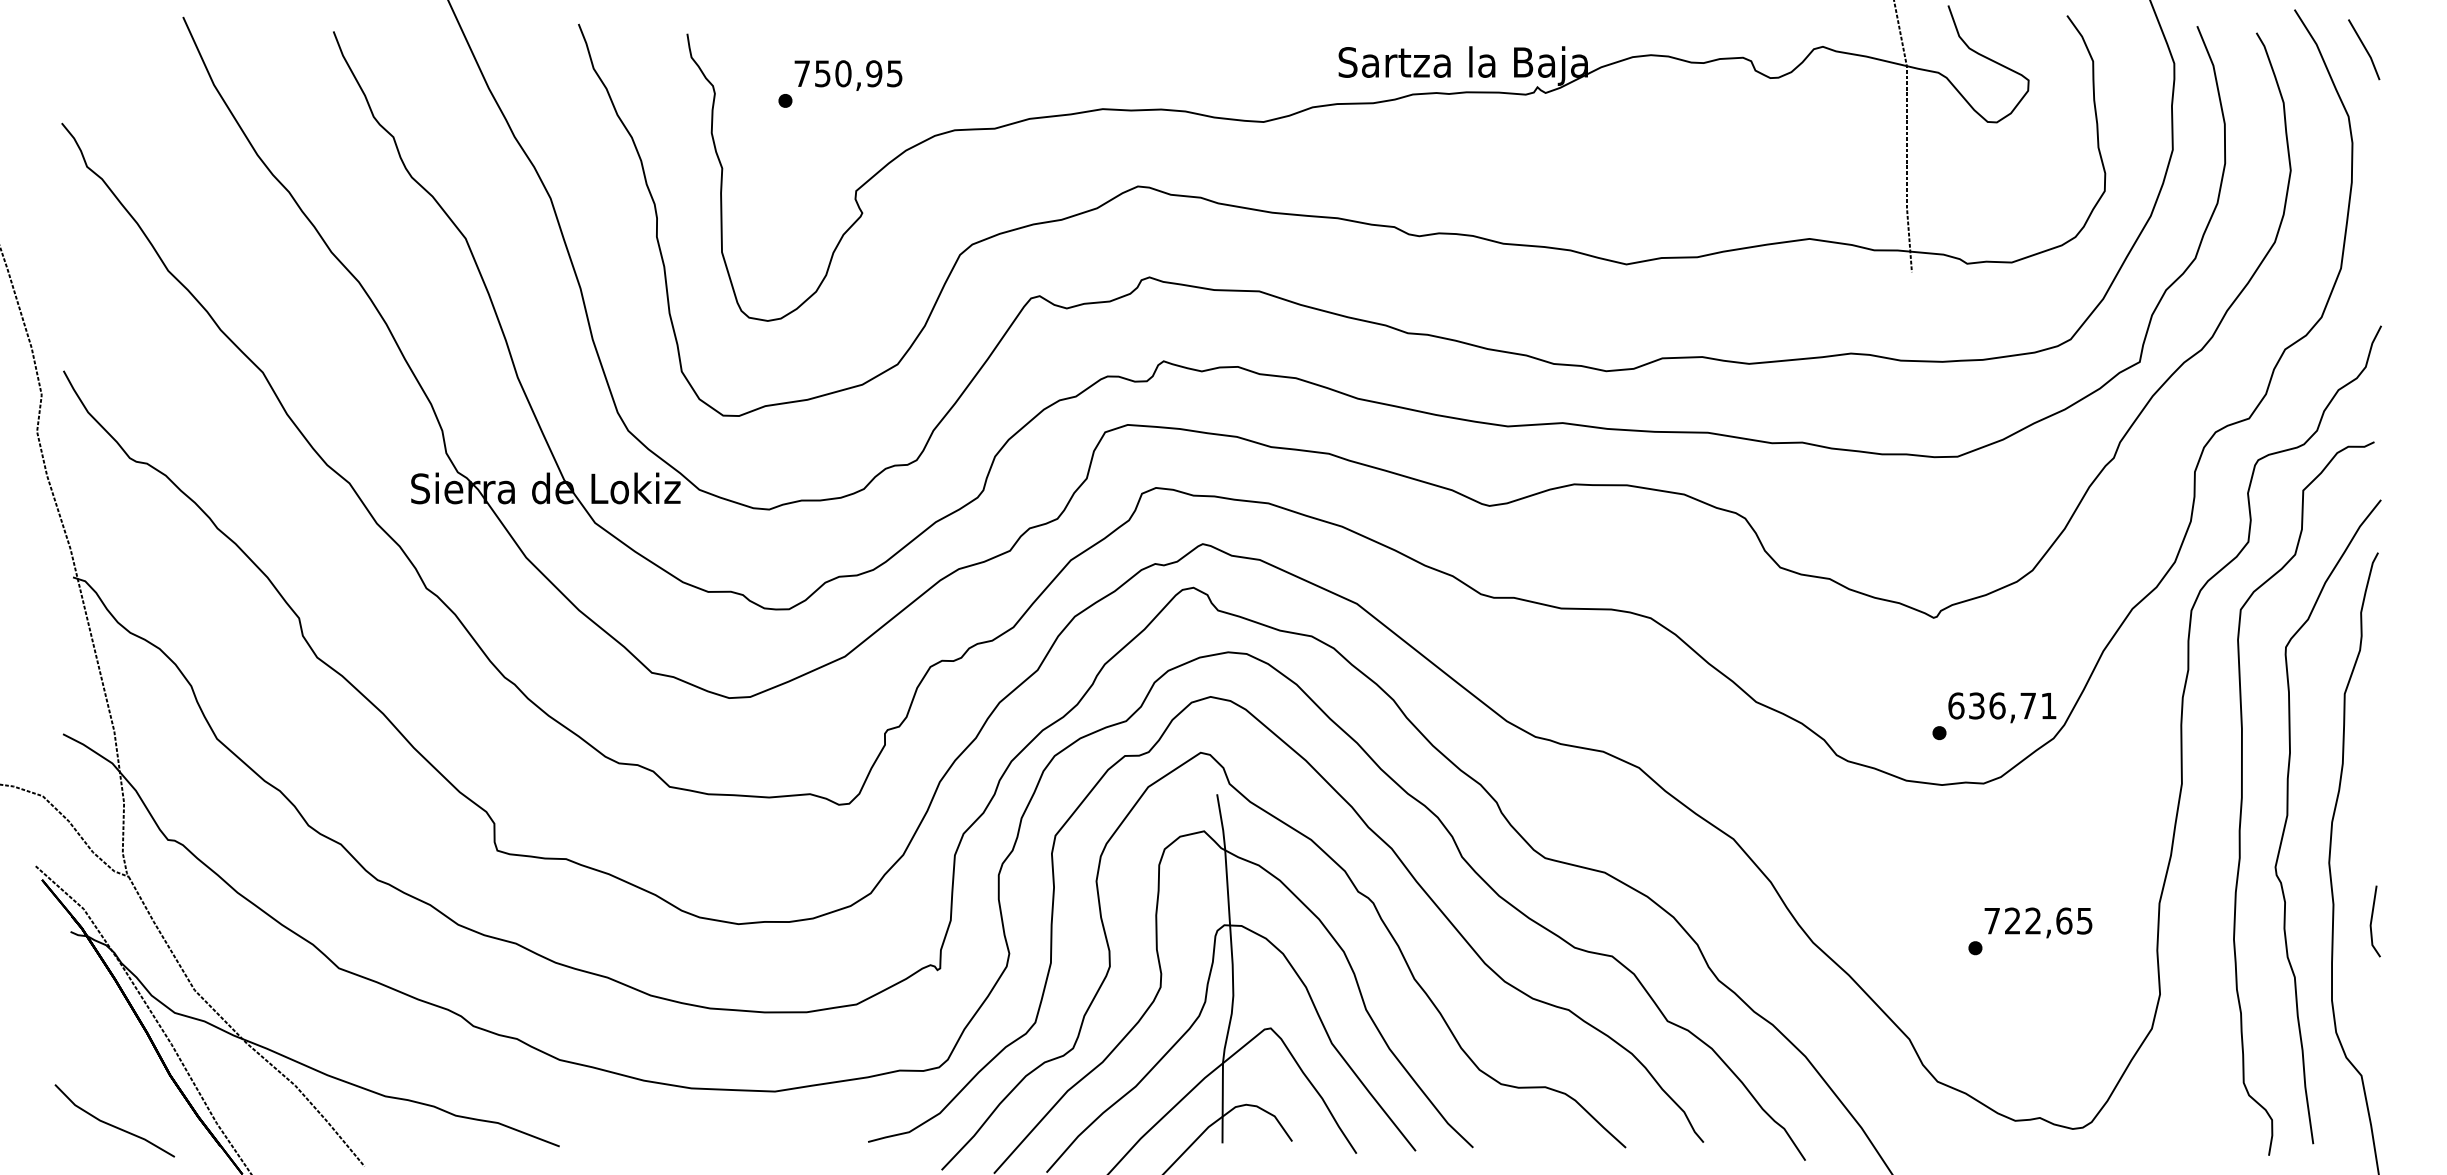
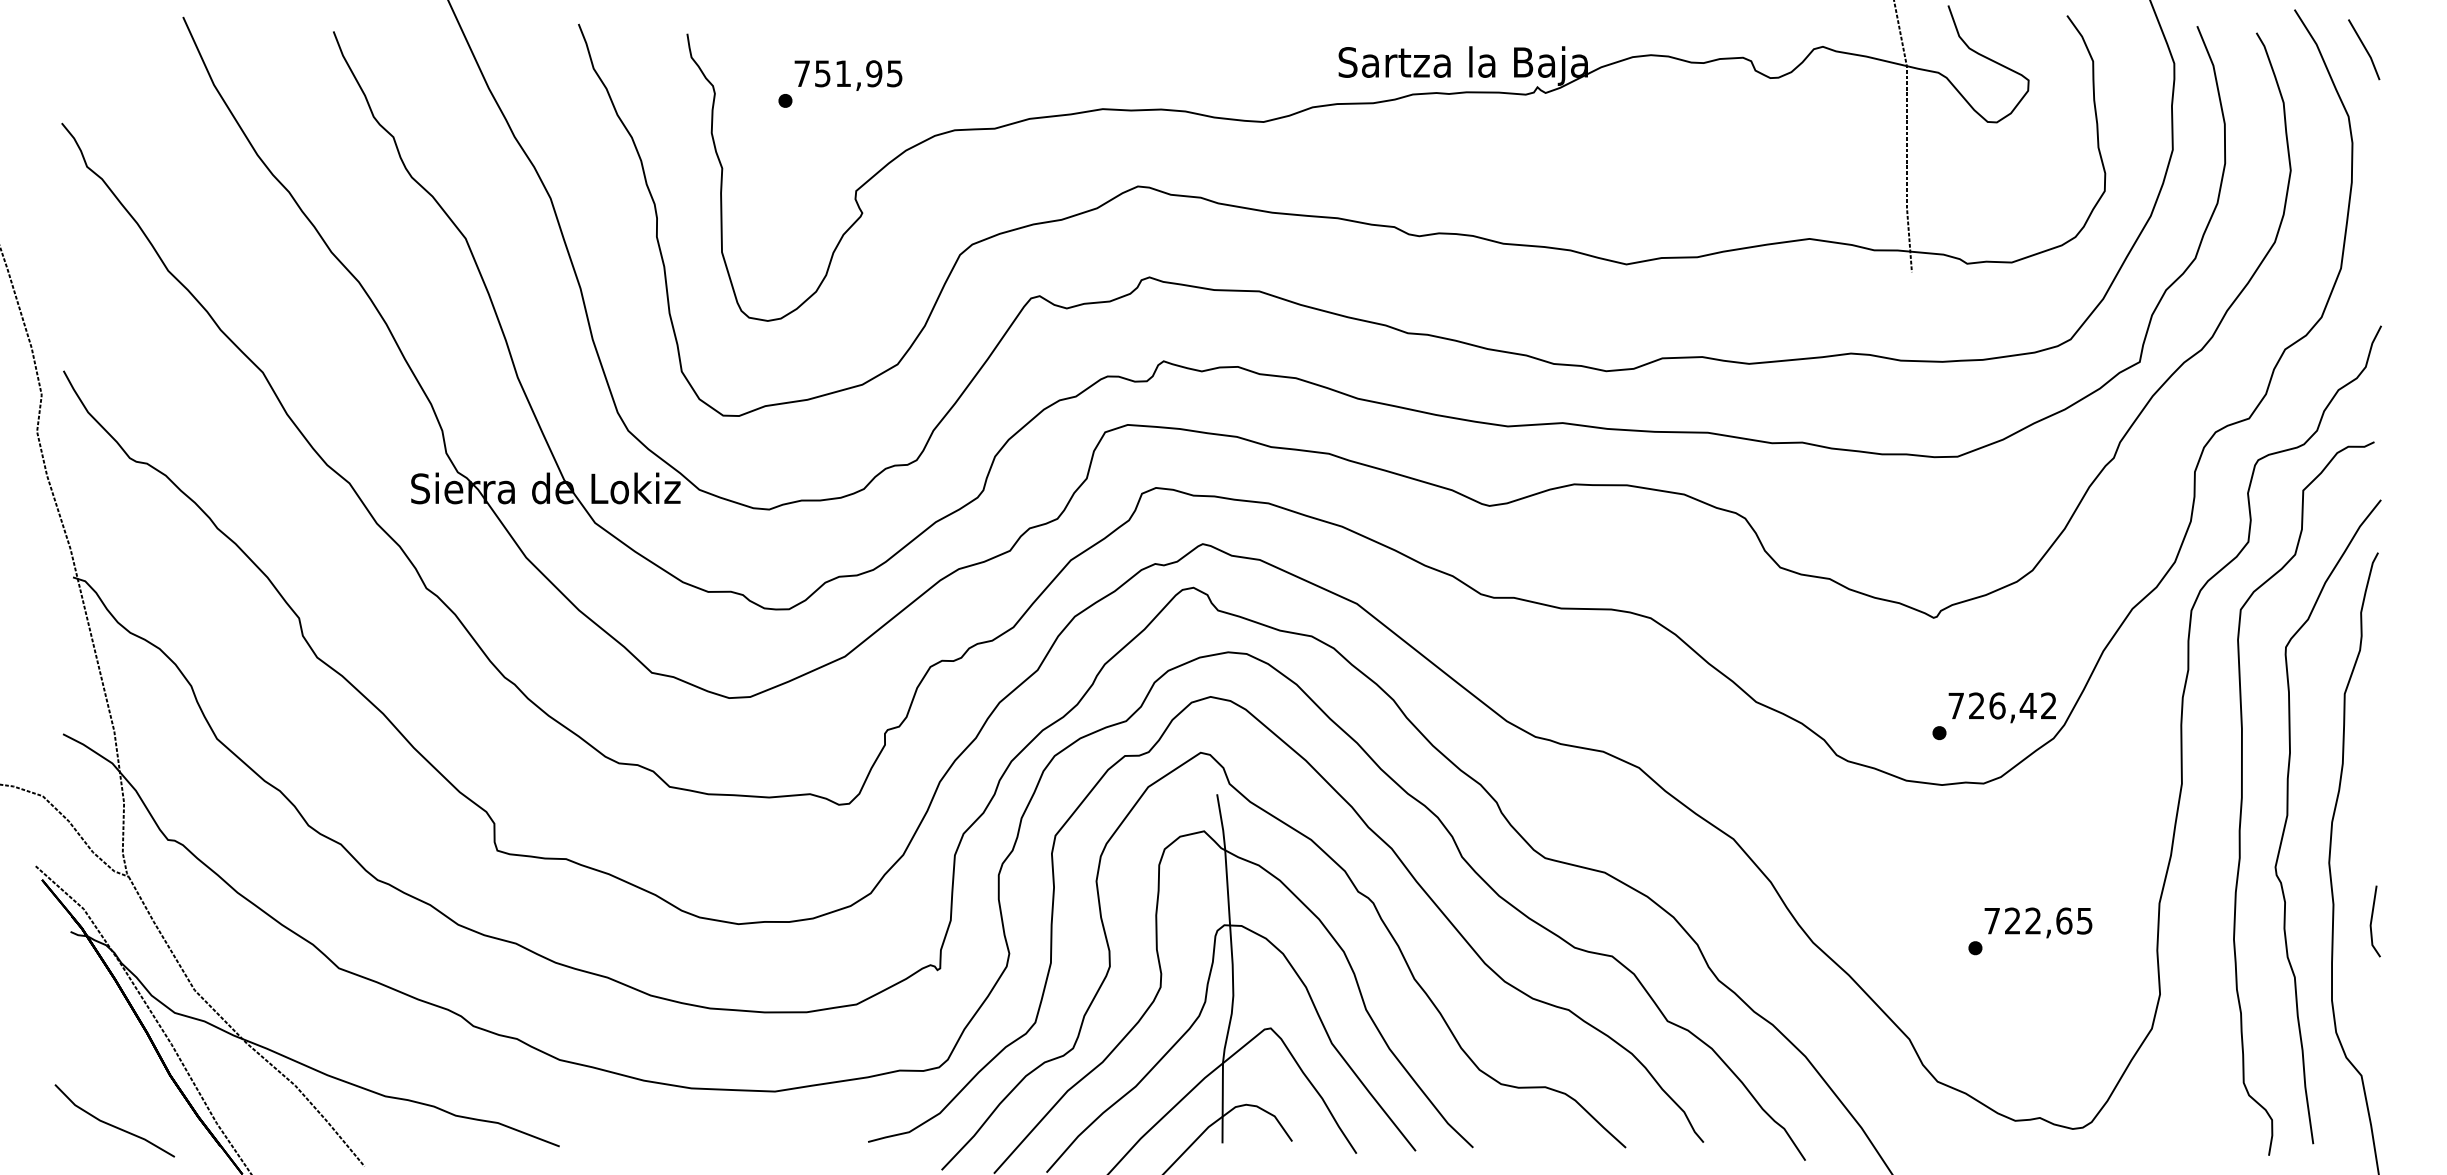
text: 750,95 -> 751,95 (843, 73)
text: 636,71 -> 726,42 (2002, 705)
